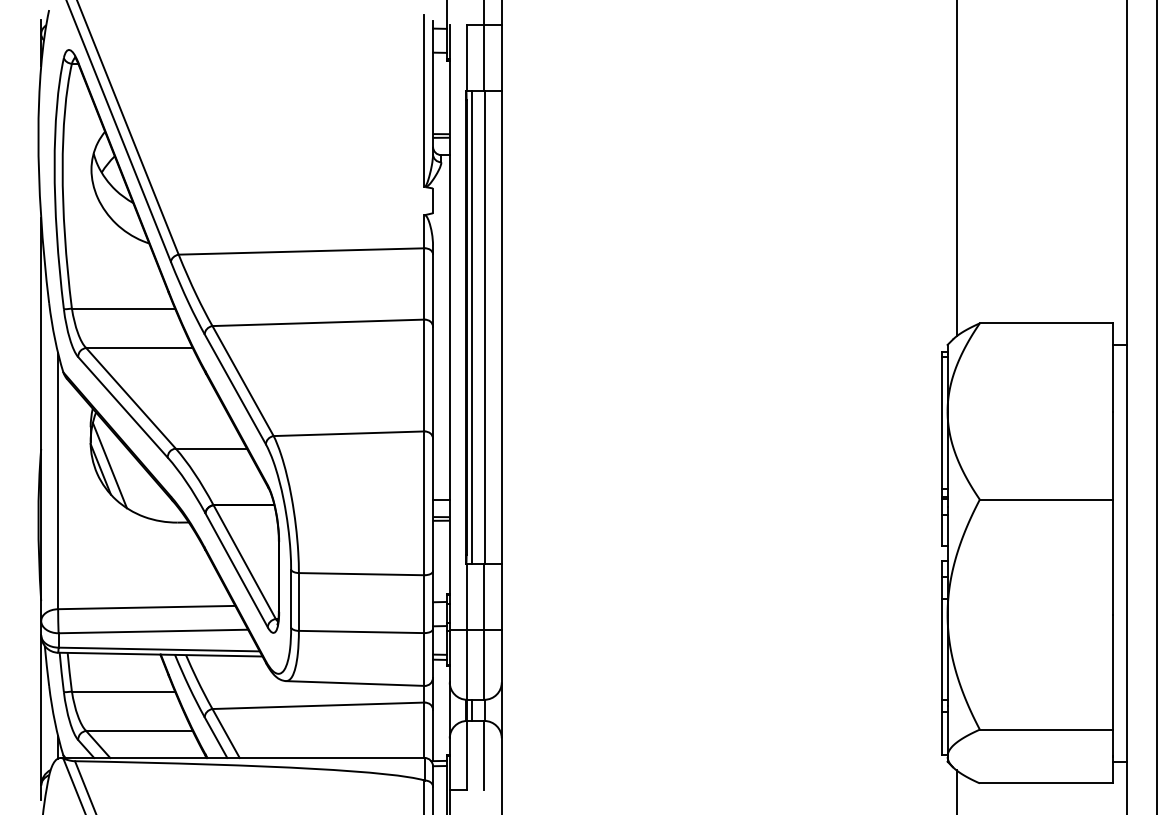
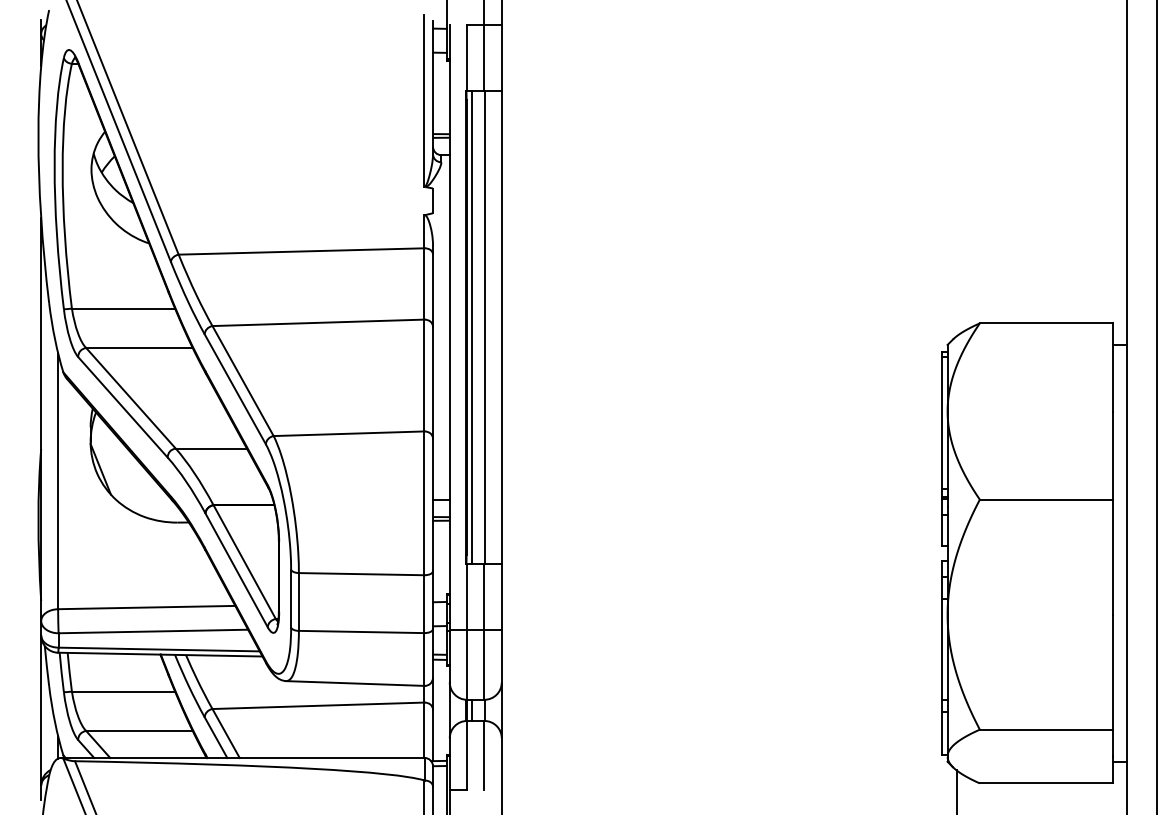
line: present -> none (956, 169)
line: present -> none (109, 465)
